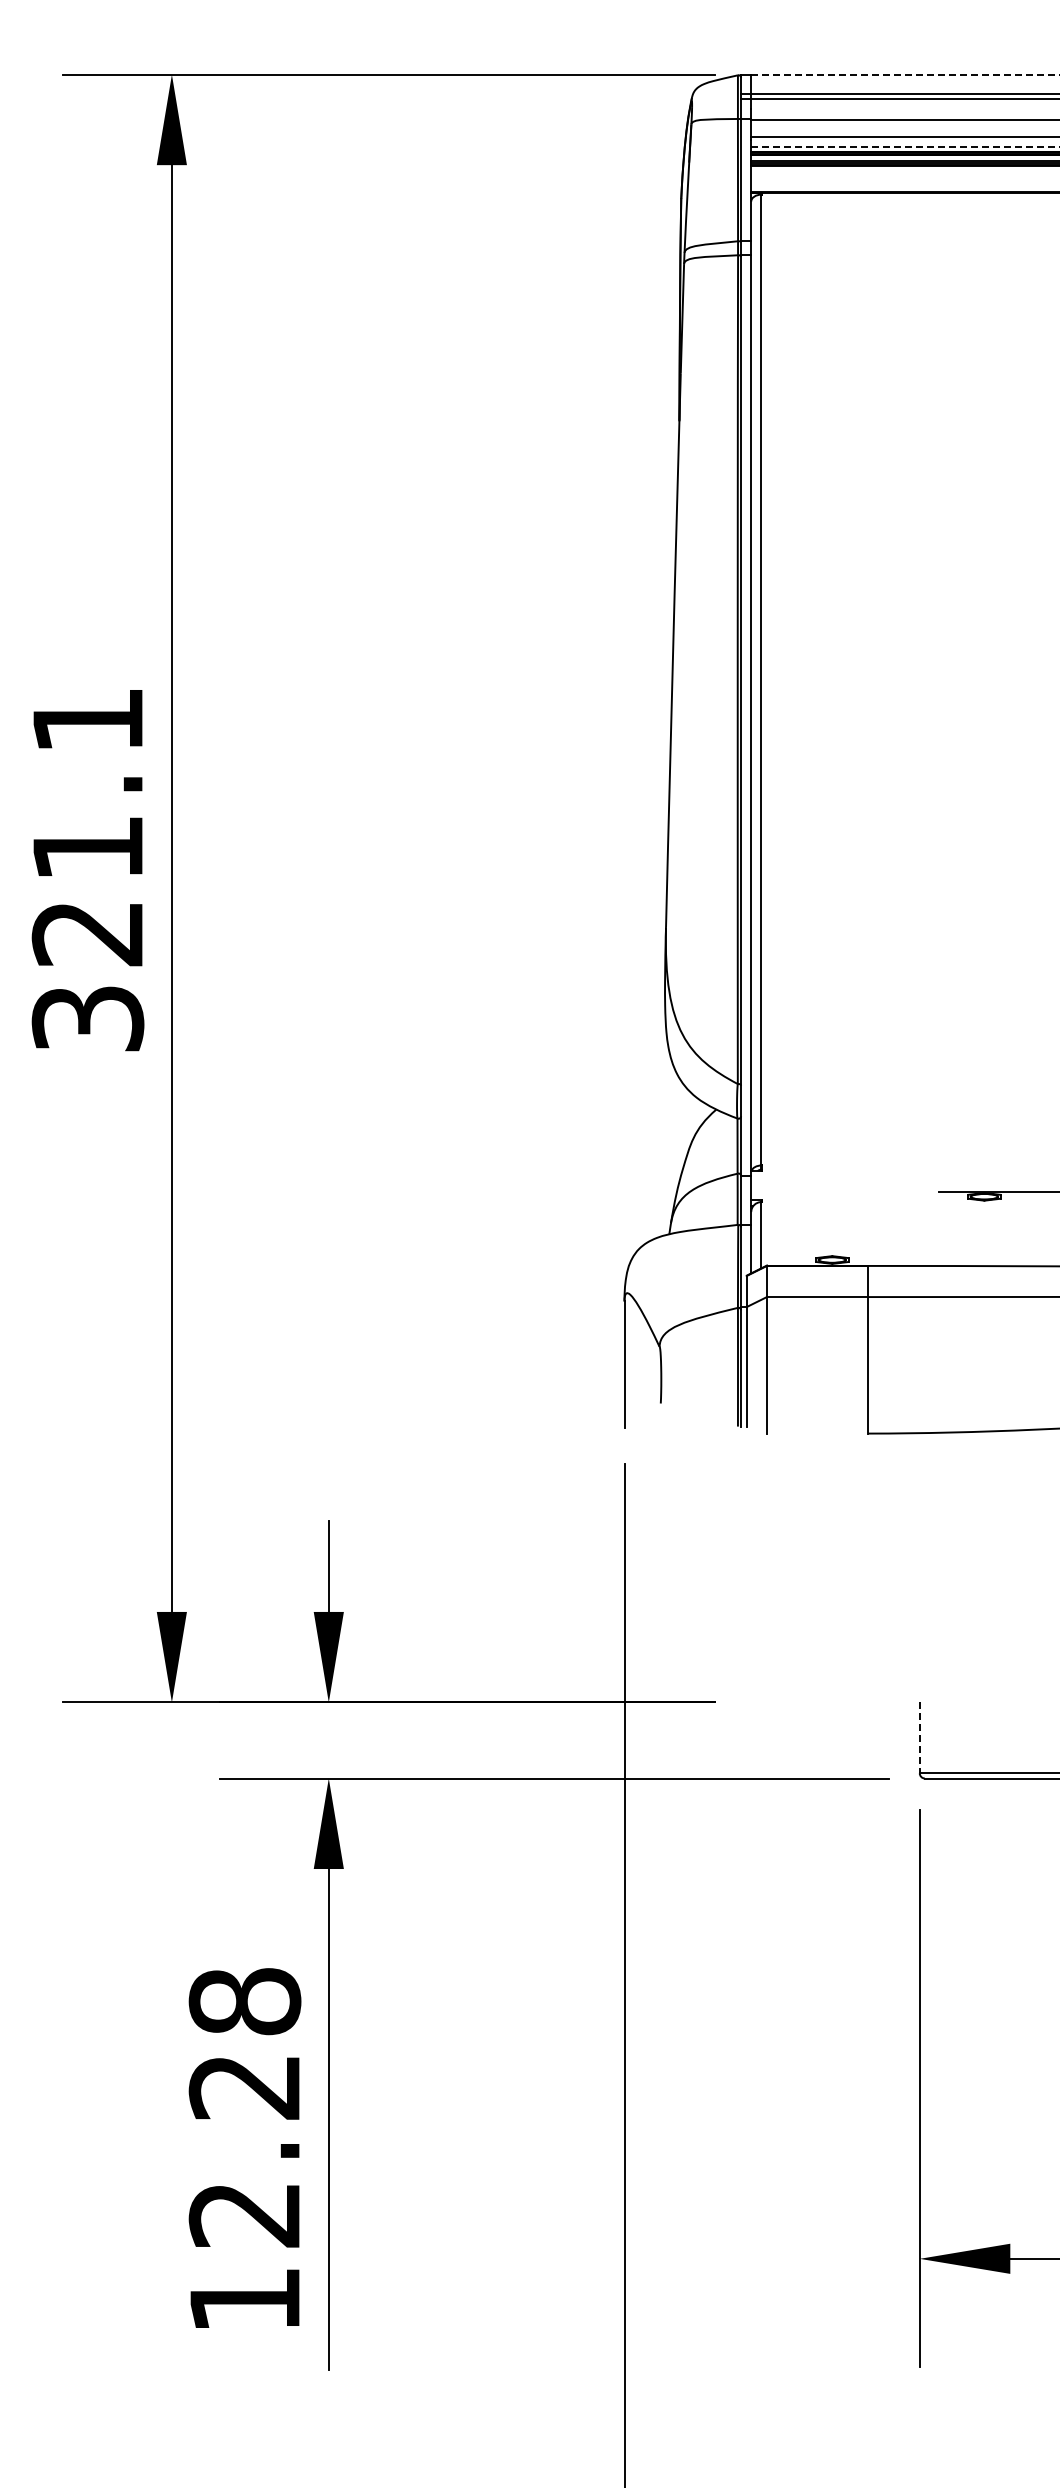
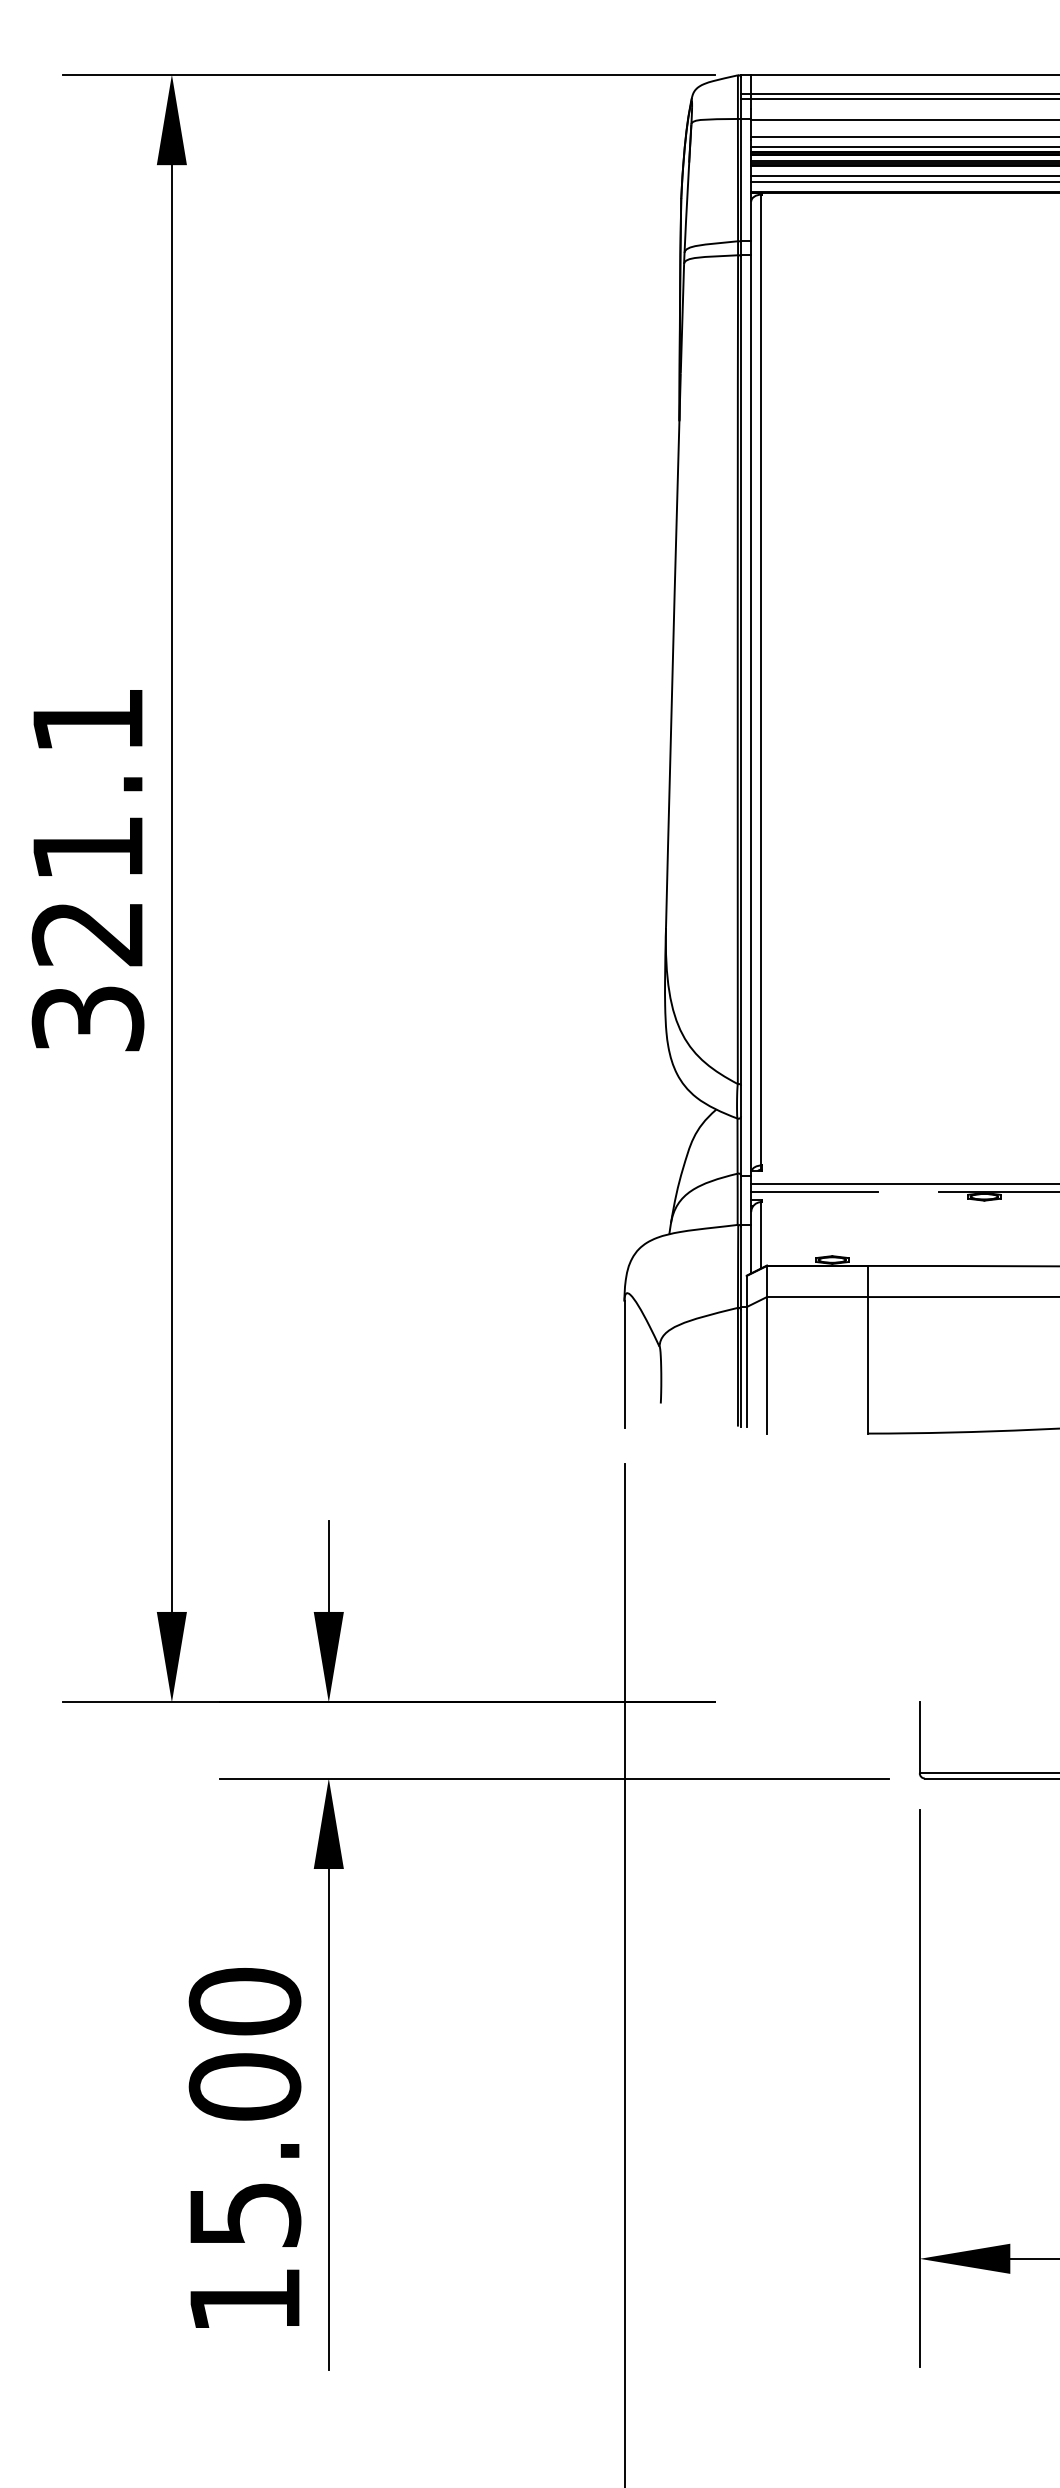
line: dashed -> solid (905, 74)
line: dashed -> solid (905, 146)
line: none -> present (903, 175)
line: none -> present (903, 181)
line: none -> present (903, 1184)
line: none -> present (814, 1191)
line: dashed -> solid (919, 1738)
text: 12.28 -> 15.00 (244, 2107)
